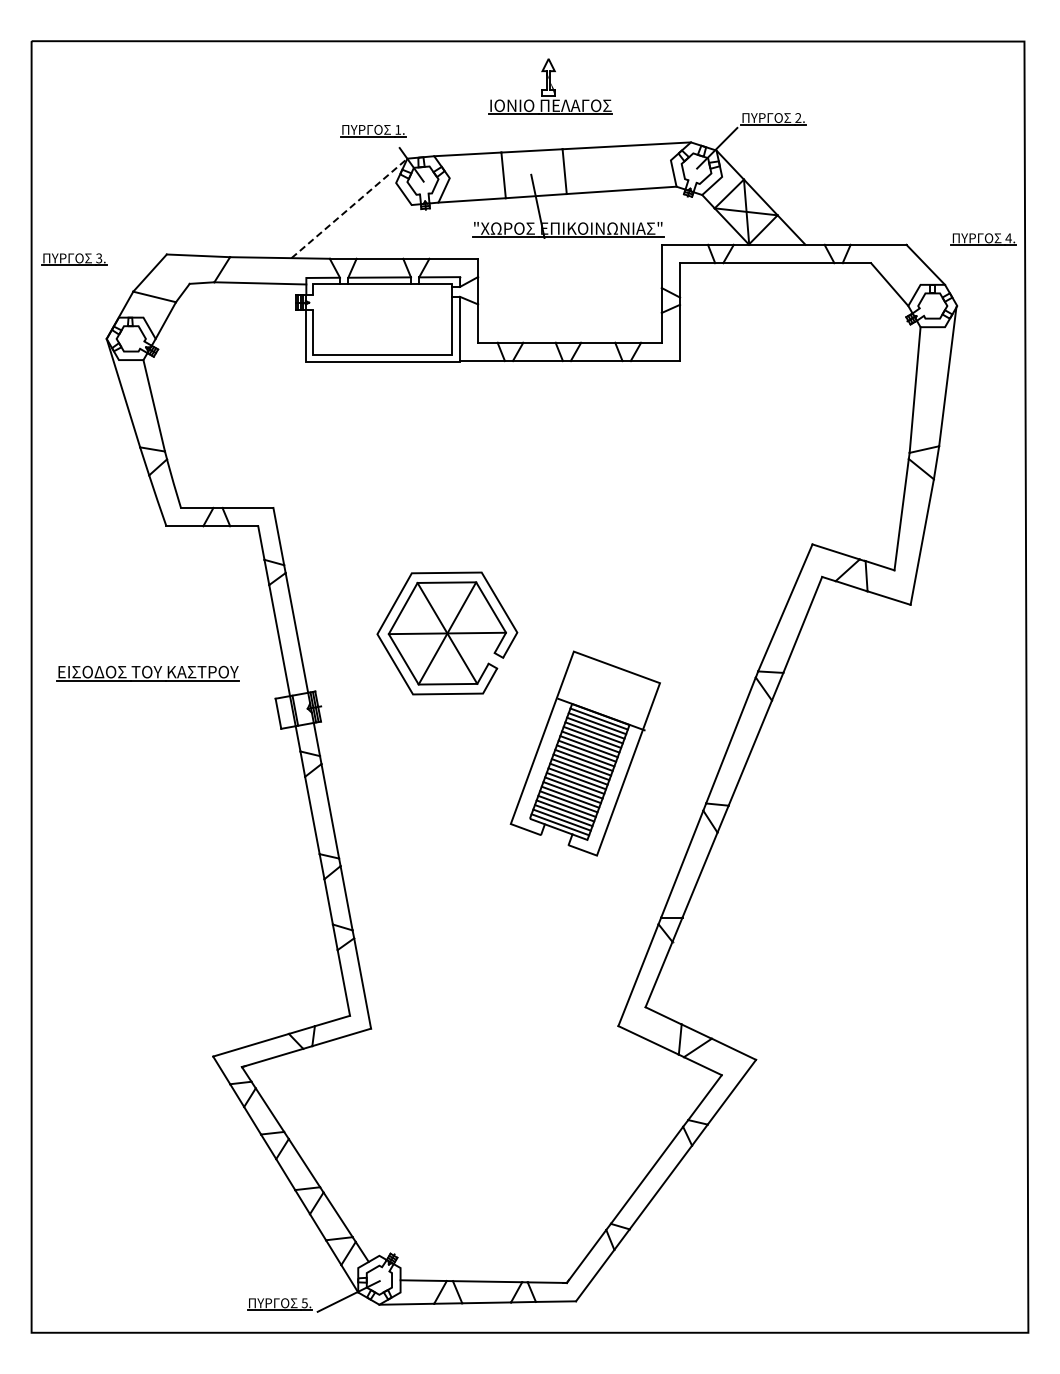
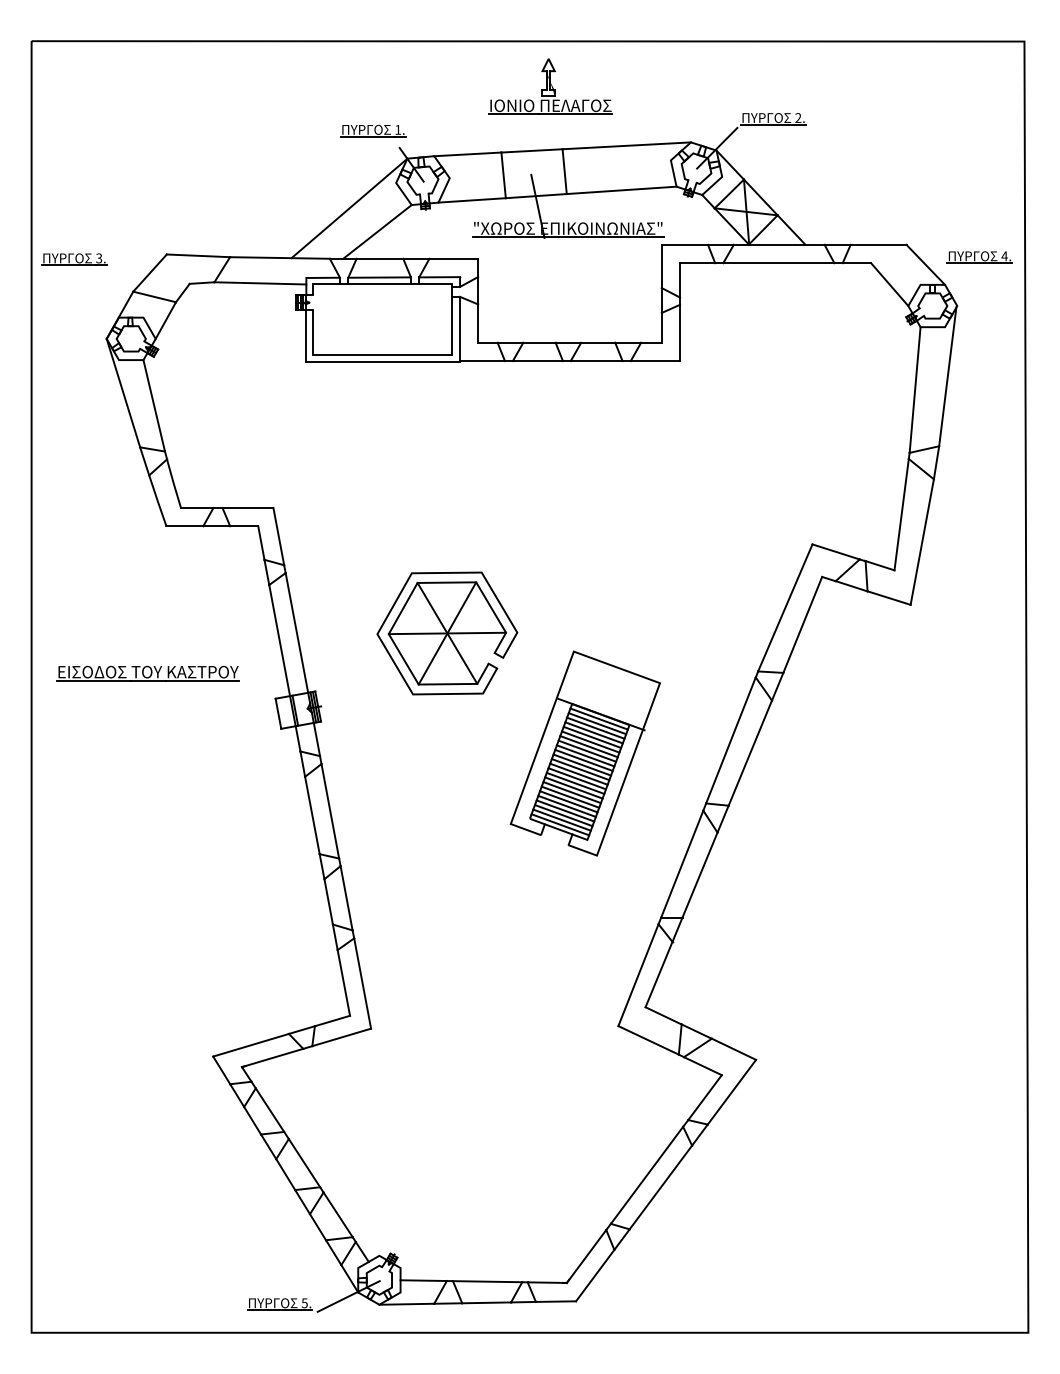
line: dashed -> solid (349, 208)
line: none -> present (377, 231)
part position: (983, 239) -> (979, 257) (979, 257)
